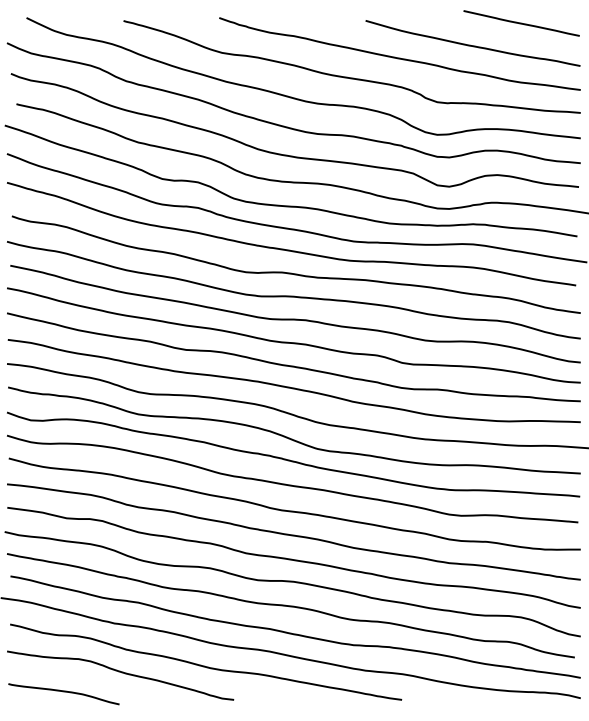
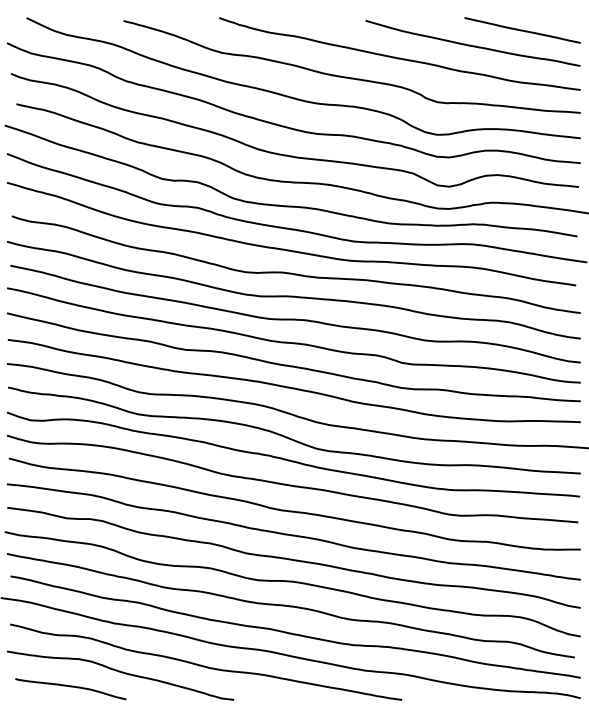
line position: (521, 23) -> (522, 30) (522, 30)
curve position: (63, 692) -> (70, 687) (70, 687)
